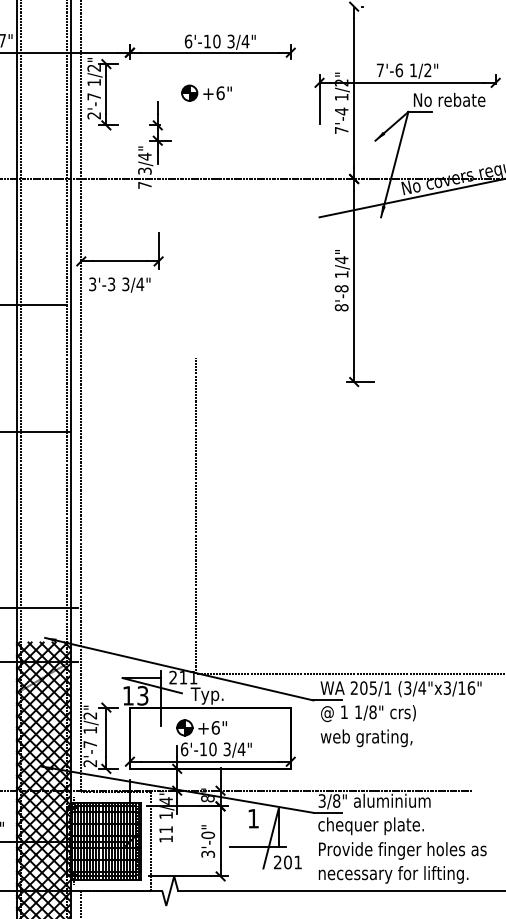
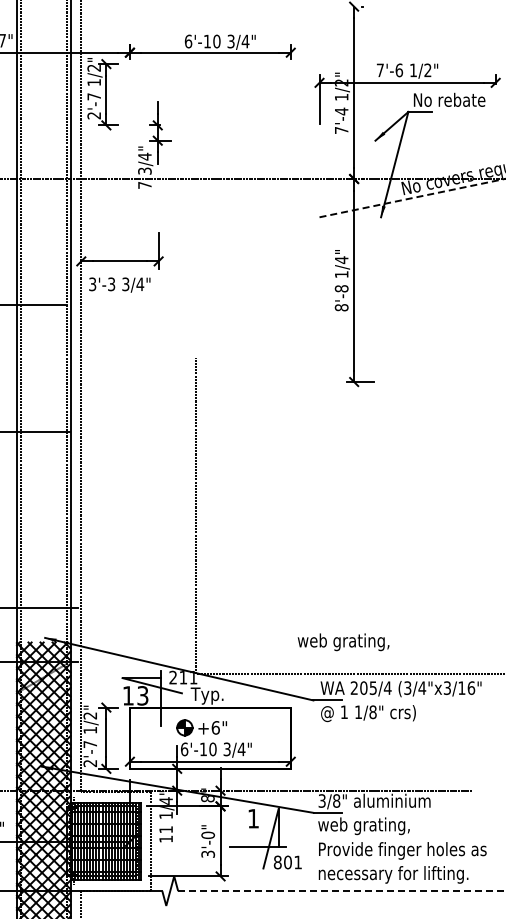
part: present -> none (206, 92)
line: solid -> dashed (412, 198)
text: 205/1 -> 205/4 (387, 687)
text position: (366, 738) -> (343, 642) (343, 642)
text: chequer plate. -> web grating, (370, 826)
text: 201 -> 801 (277, 862)
line: solid -> dashed (342, 891)
